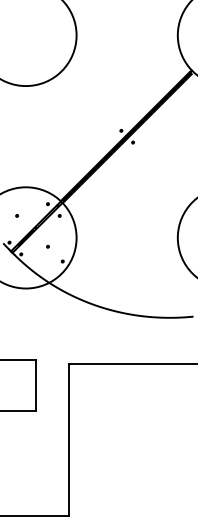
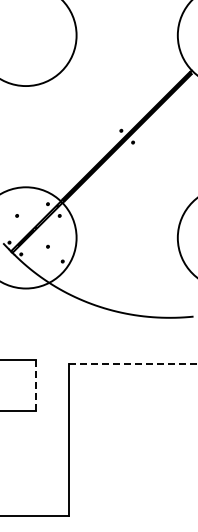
line: solid -> dashed (134, 364)
line: solid -> dashed (36, 385)
